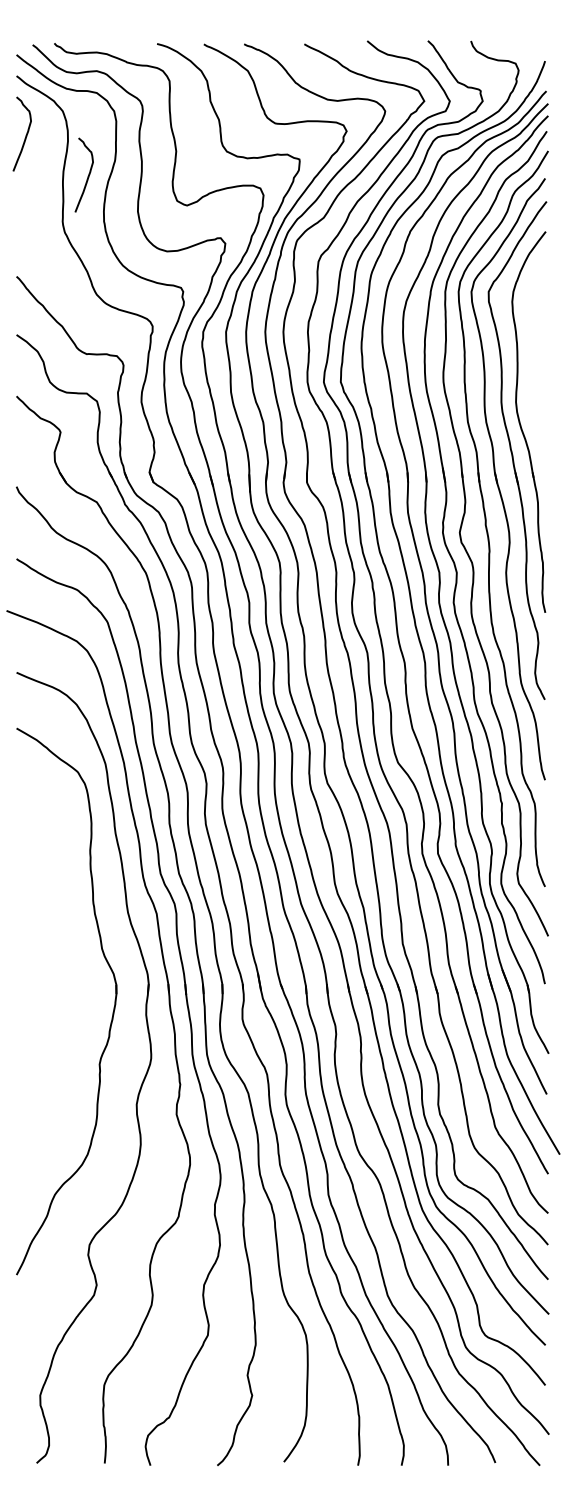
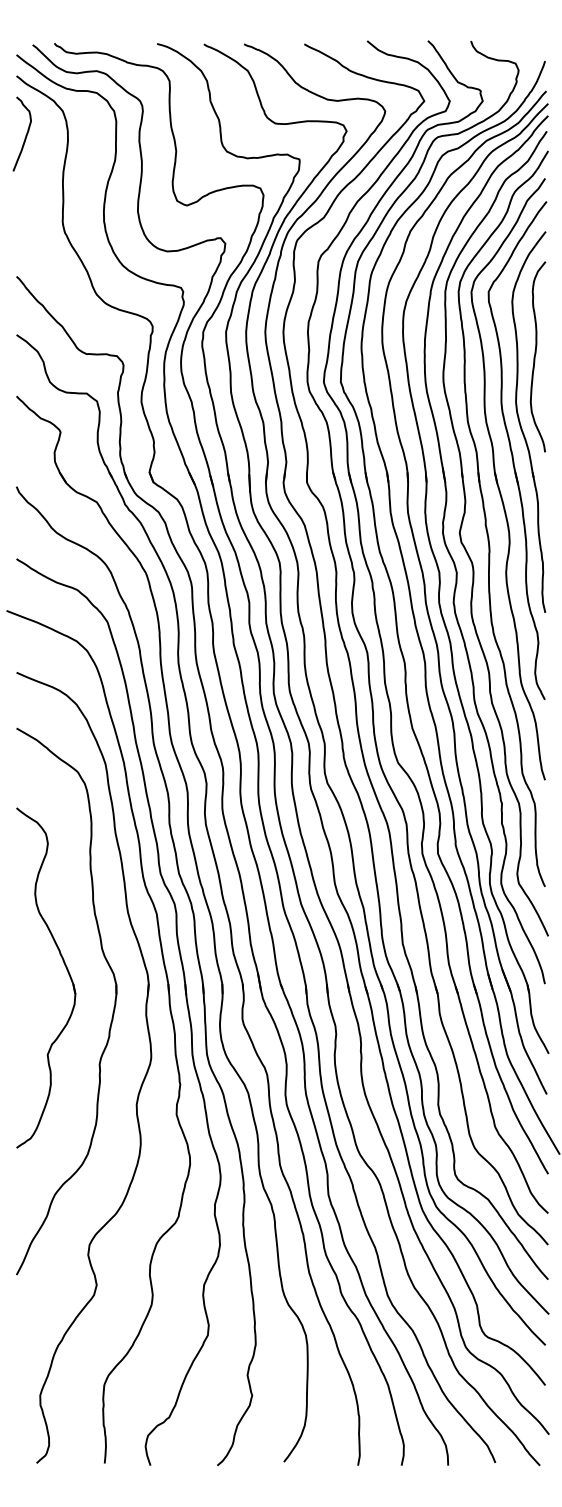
curve: present -> none (87, 176)
curve: none -> present (535, 356)
part: none -> present (66, 970)
